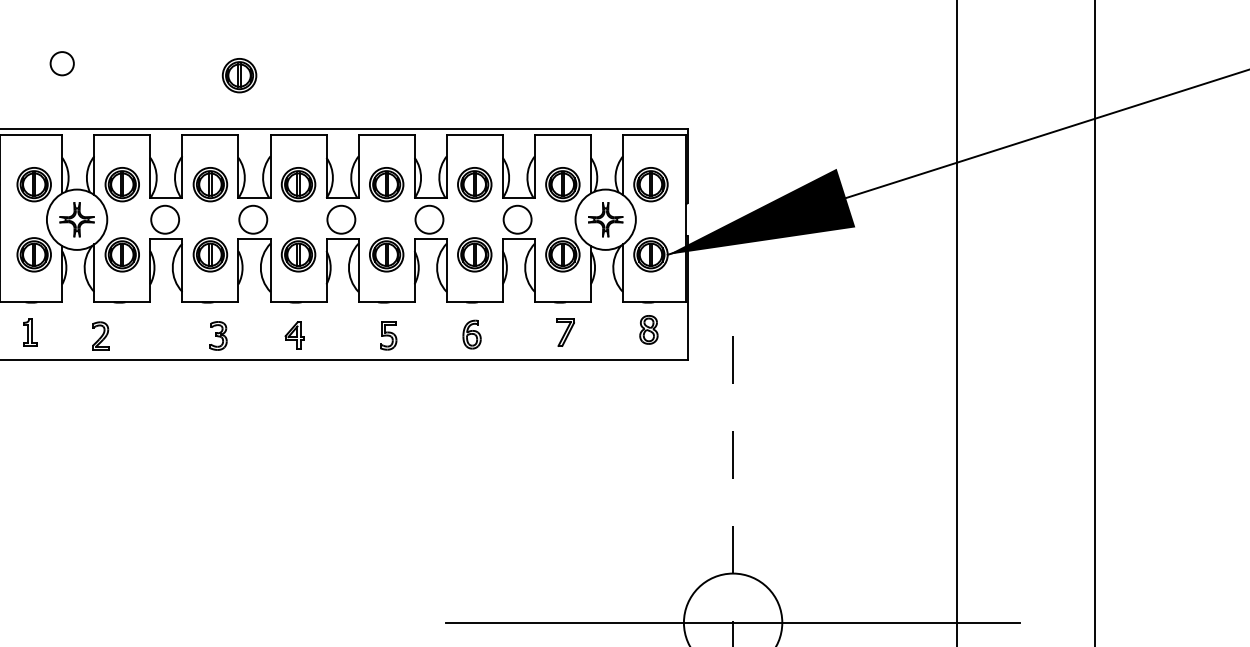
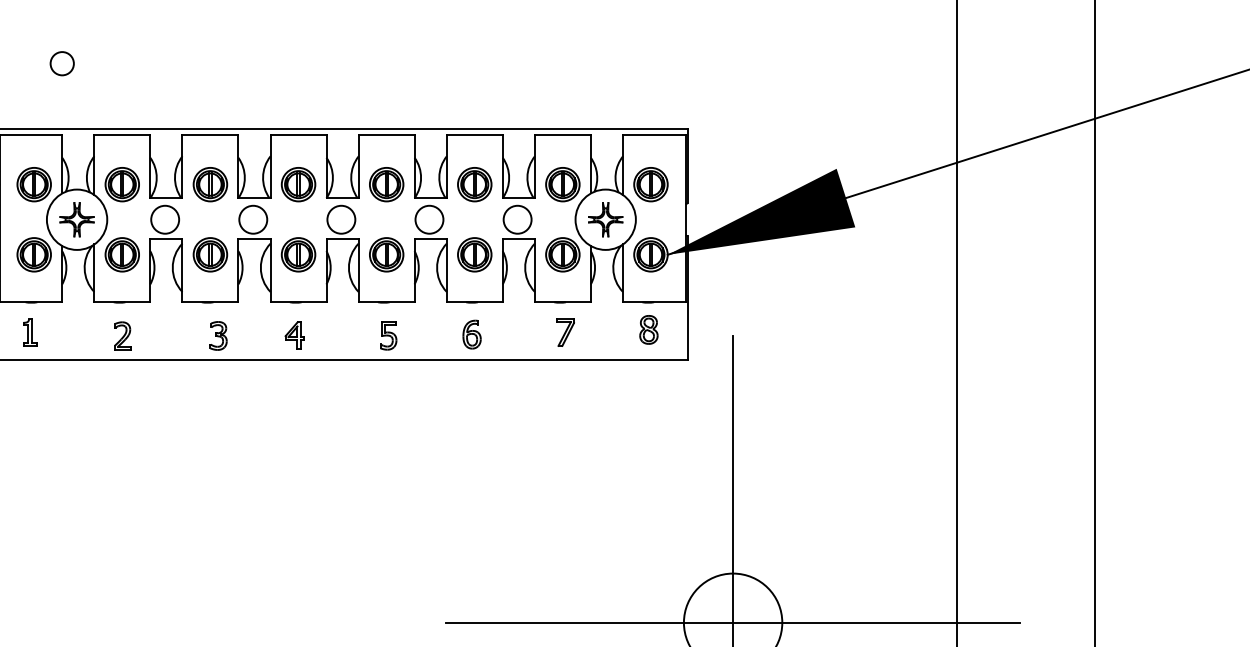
part: present -> none (239, 75)
part position: (100, 335) -> (122, 335) (122, 335)
line: dashed -> solid (733, 491)
